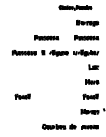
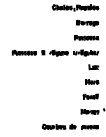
part size: 35x6 px -> 49x8 px (75, 7)
part: present -> none (46, 37)
part: present -> none (22, 96)
